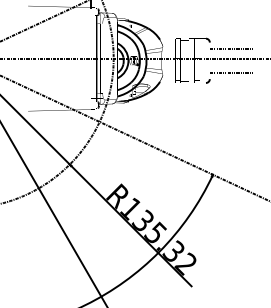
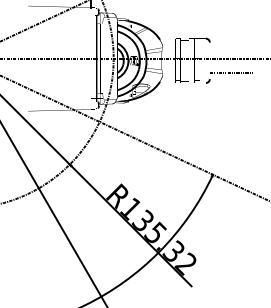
line: present -> none (231, 48)
